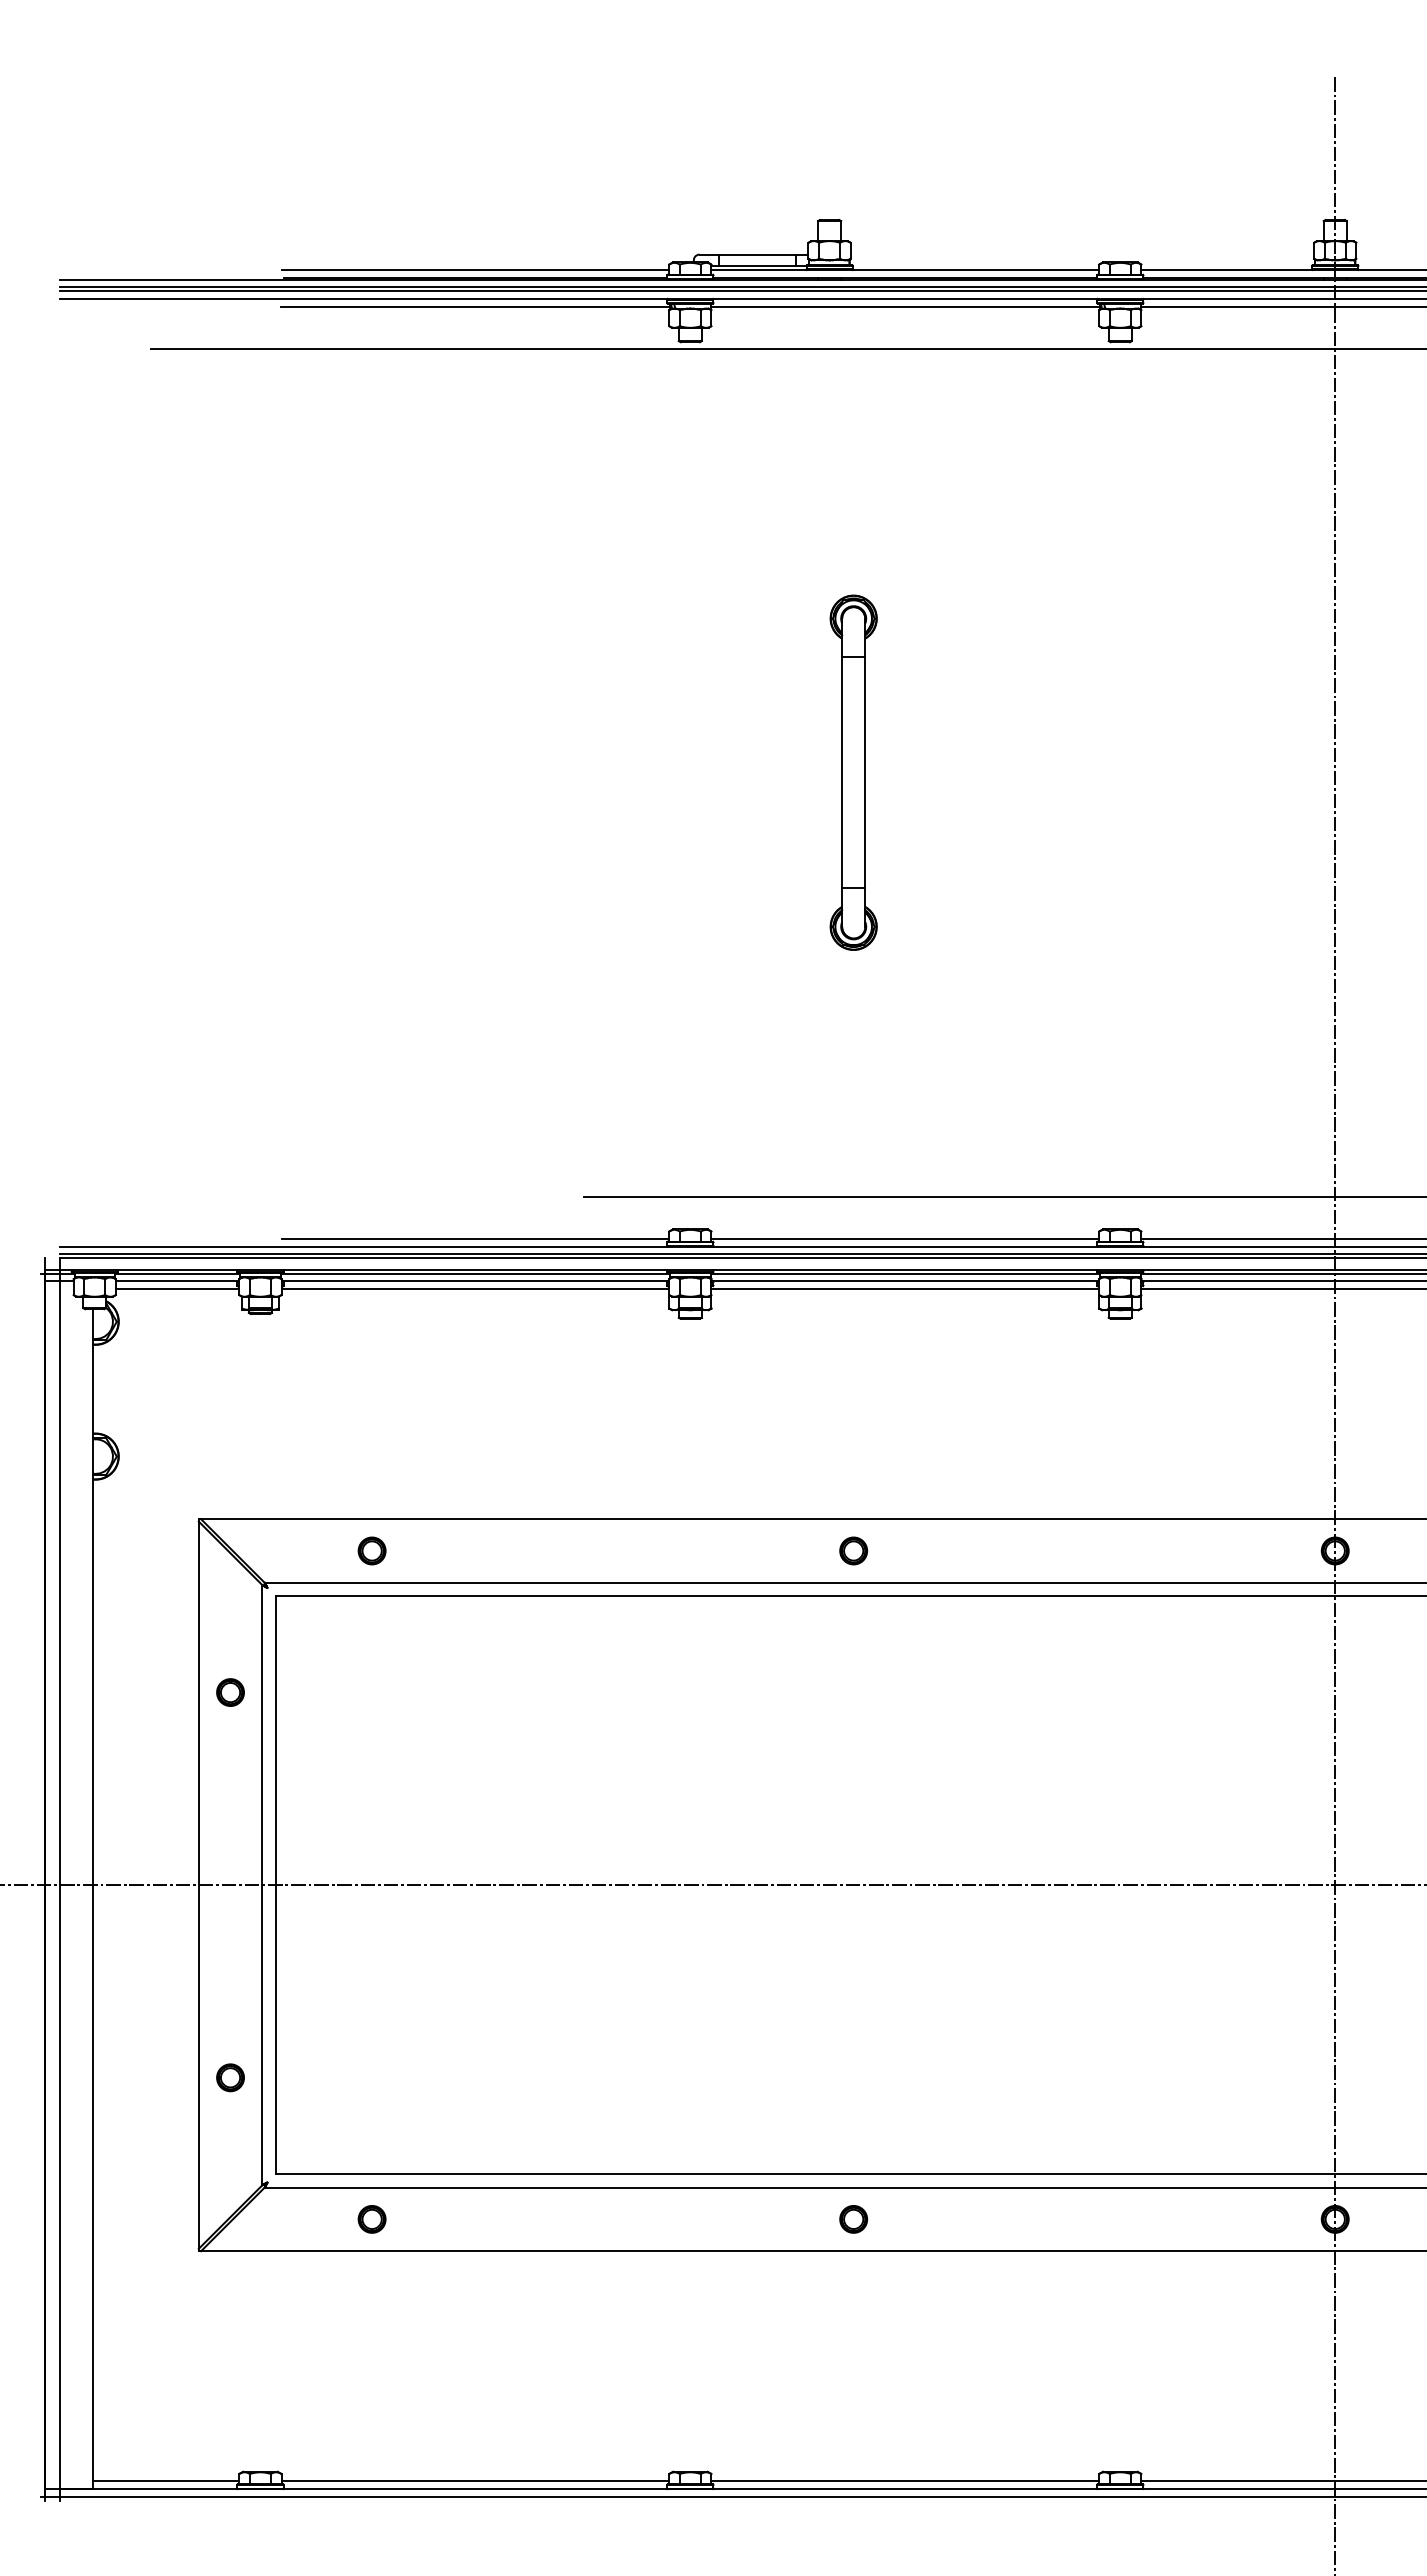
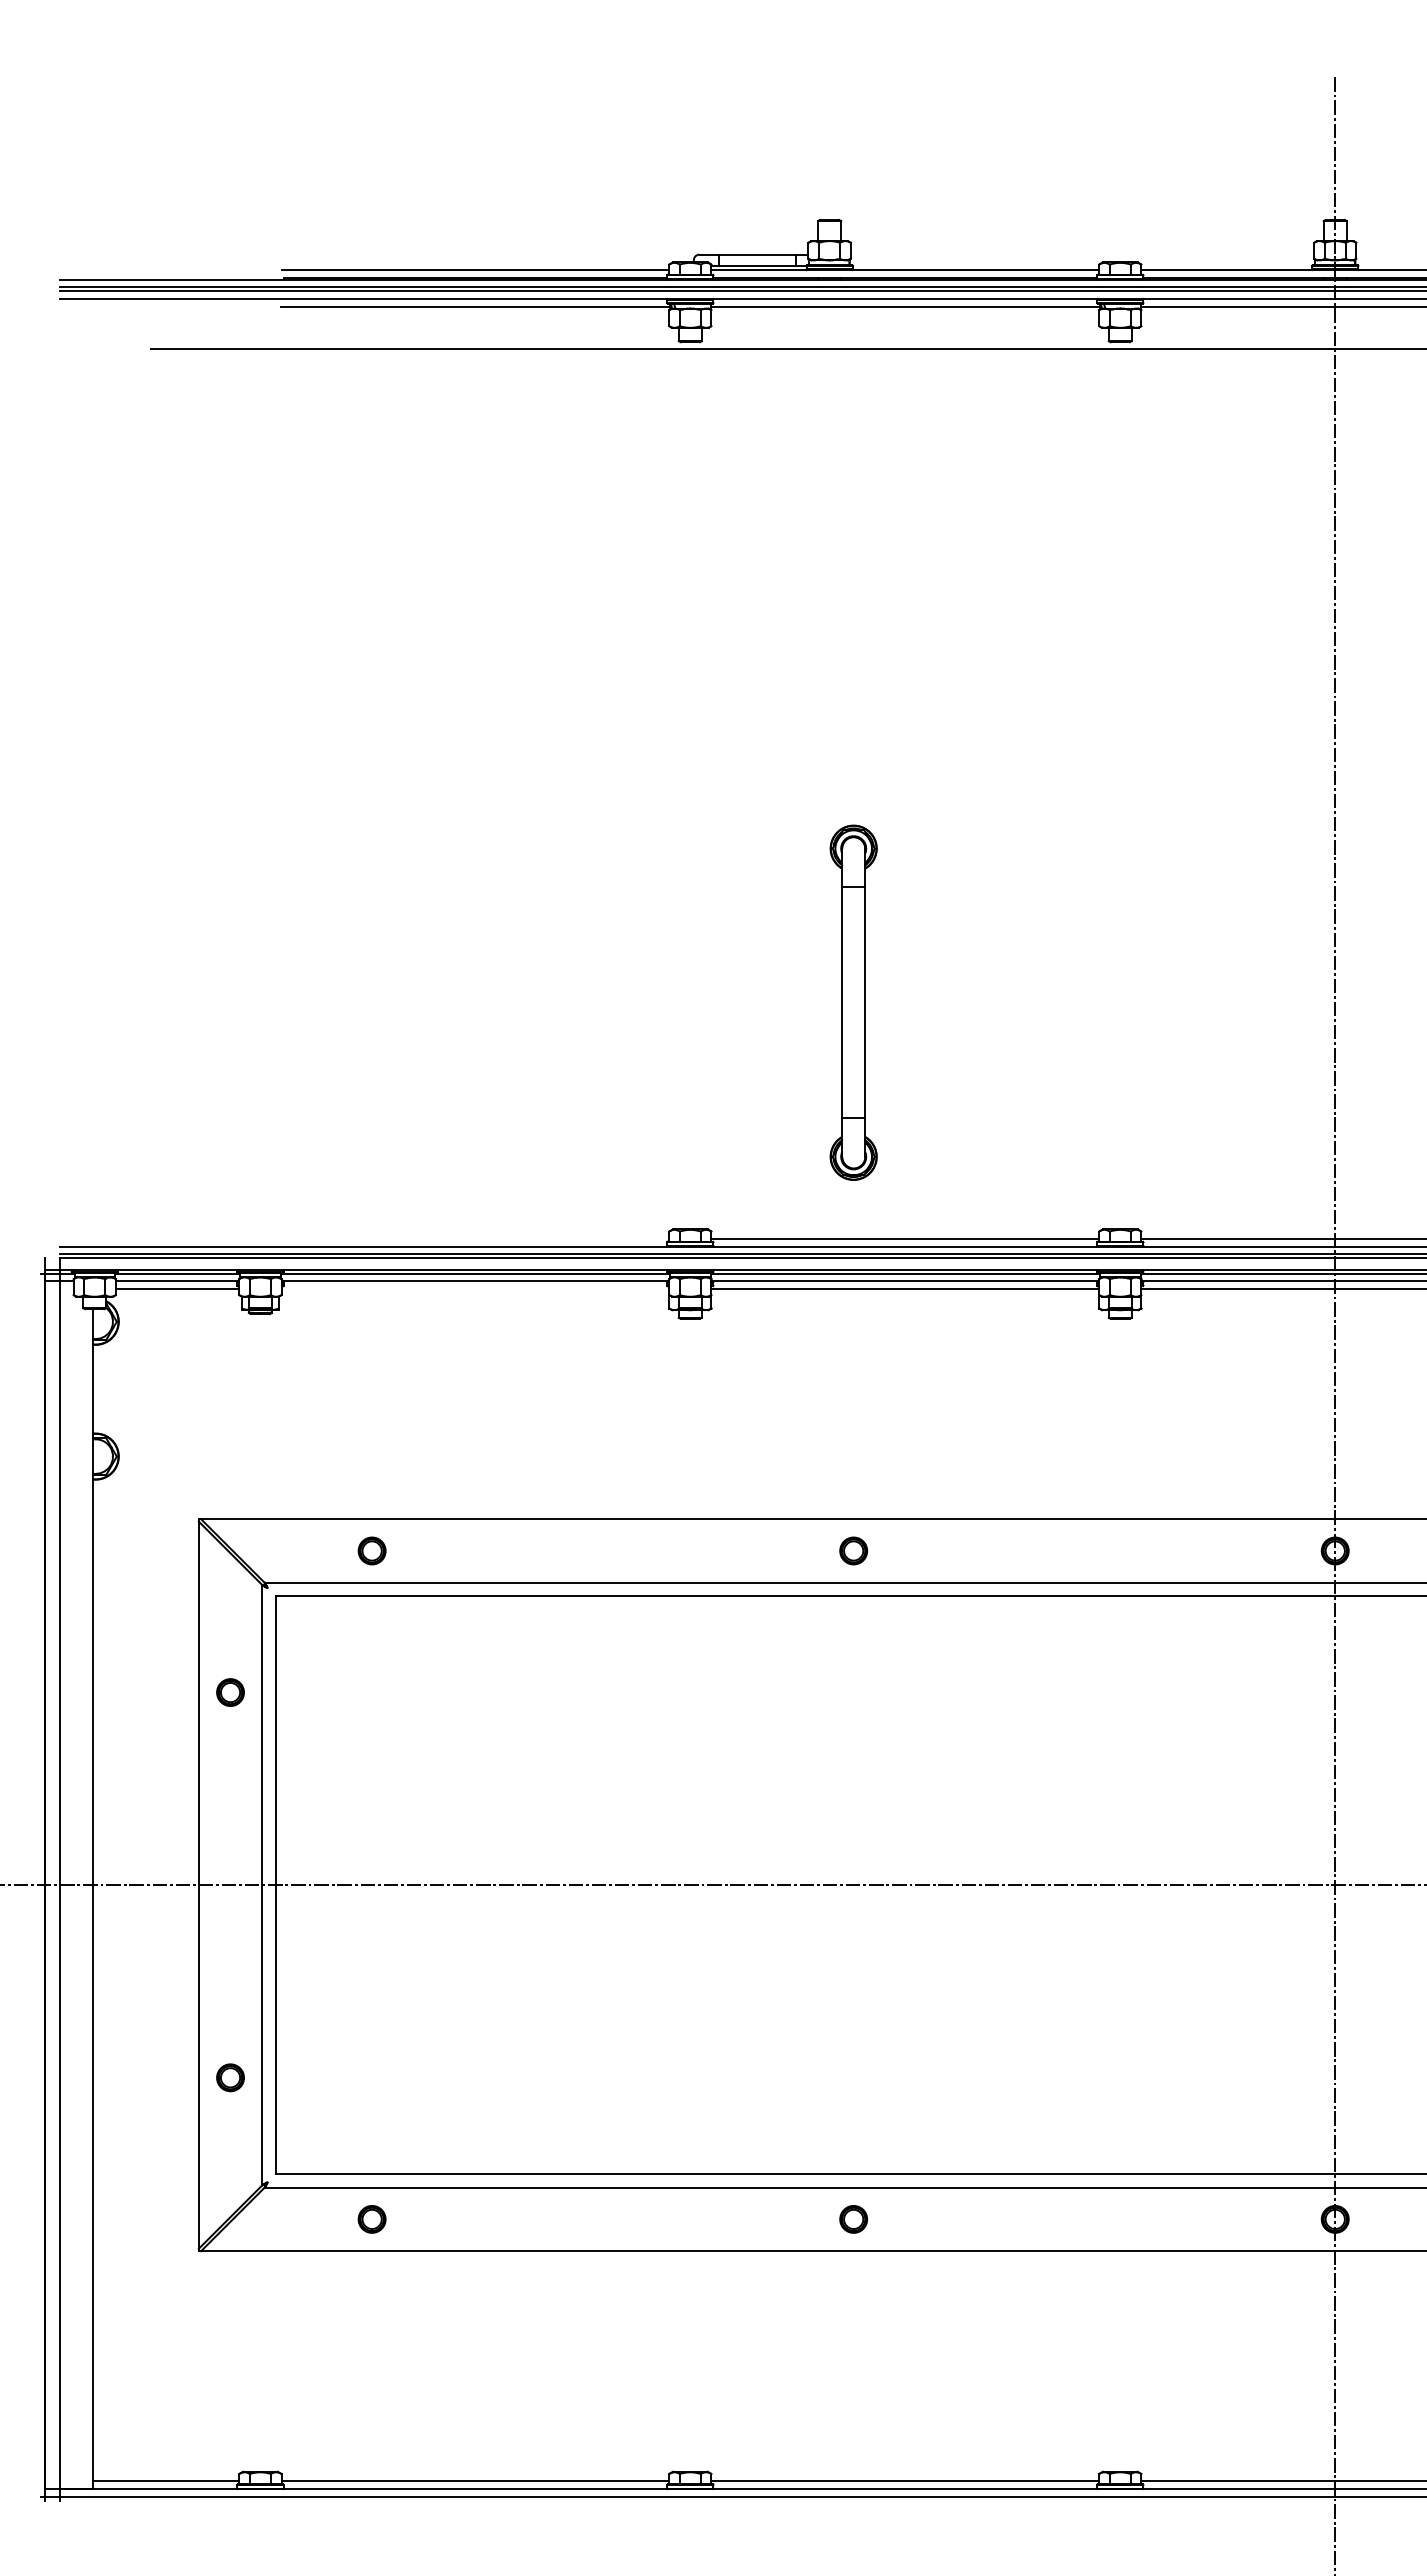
part position: (853, 772) -> (853, 1002) (853, 1002)
line: present -> none (1003, 1196)
line: present -> none (475, 1238)
line: present -> none (475, 1289)
